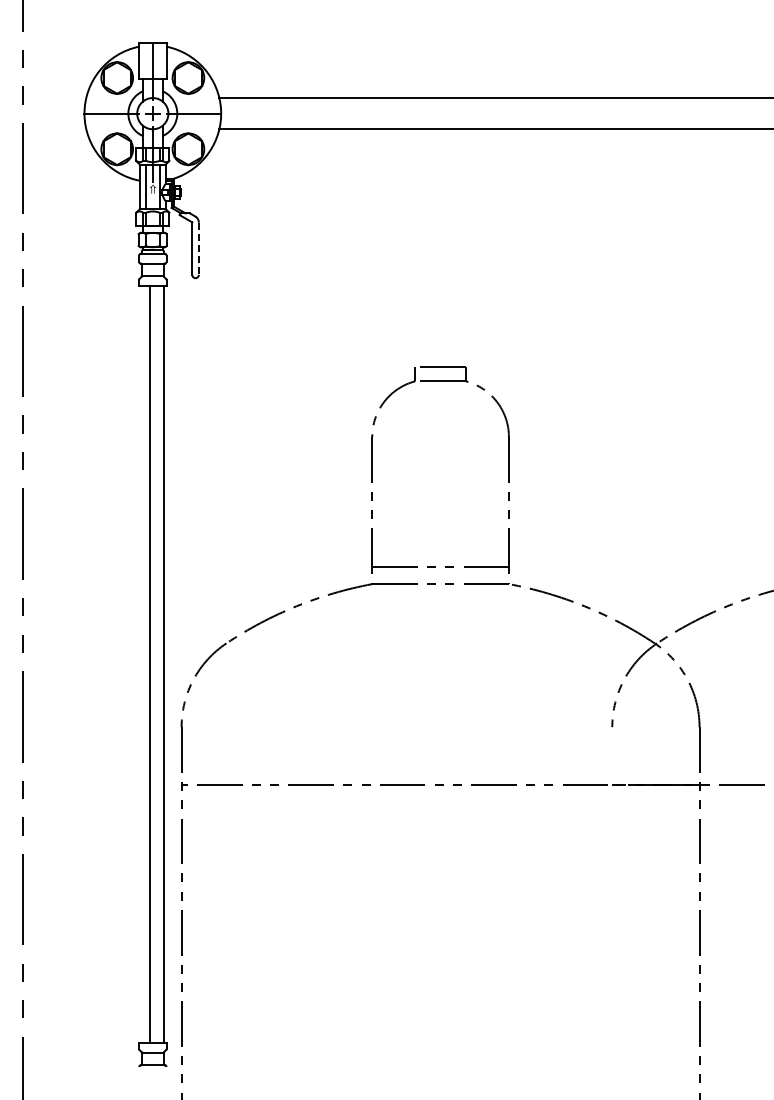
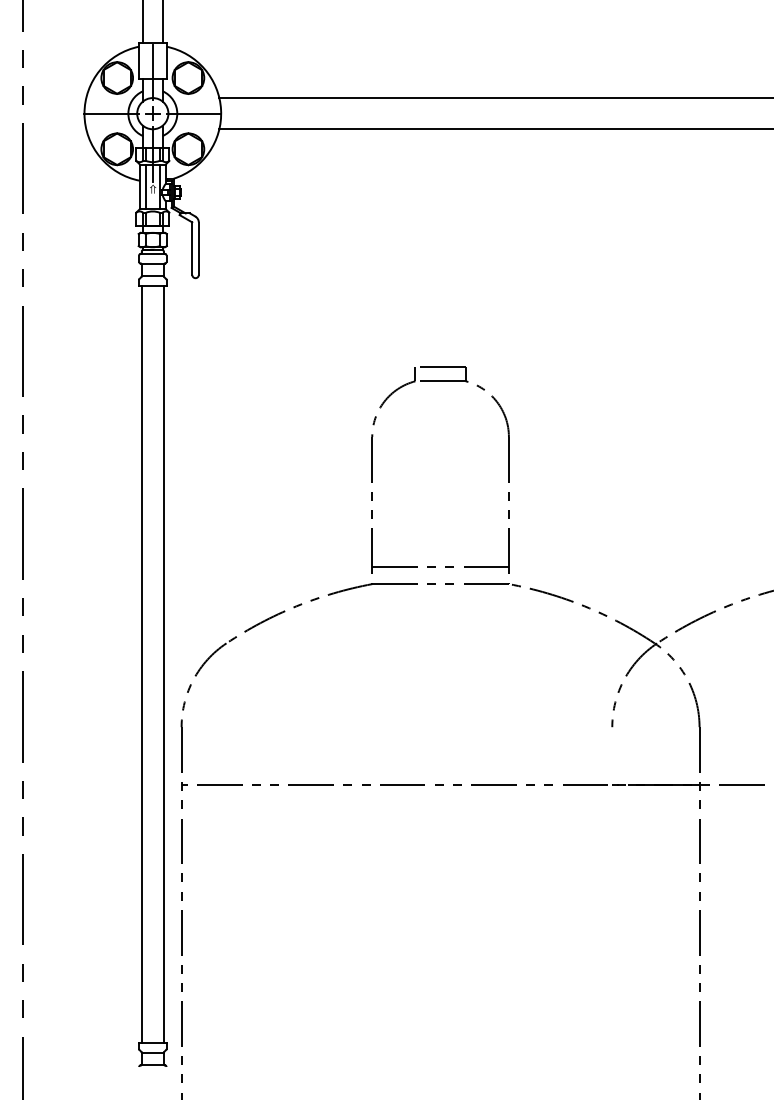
line: none -> present (142, 23)
line: none -> present (162, 23)
line: dashed -> solid (198, 249)
line position: (149, 664) -> (141, 664) (141, 664)
